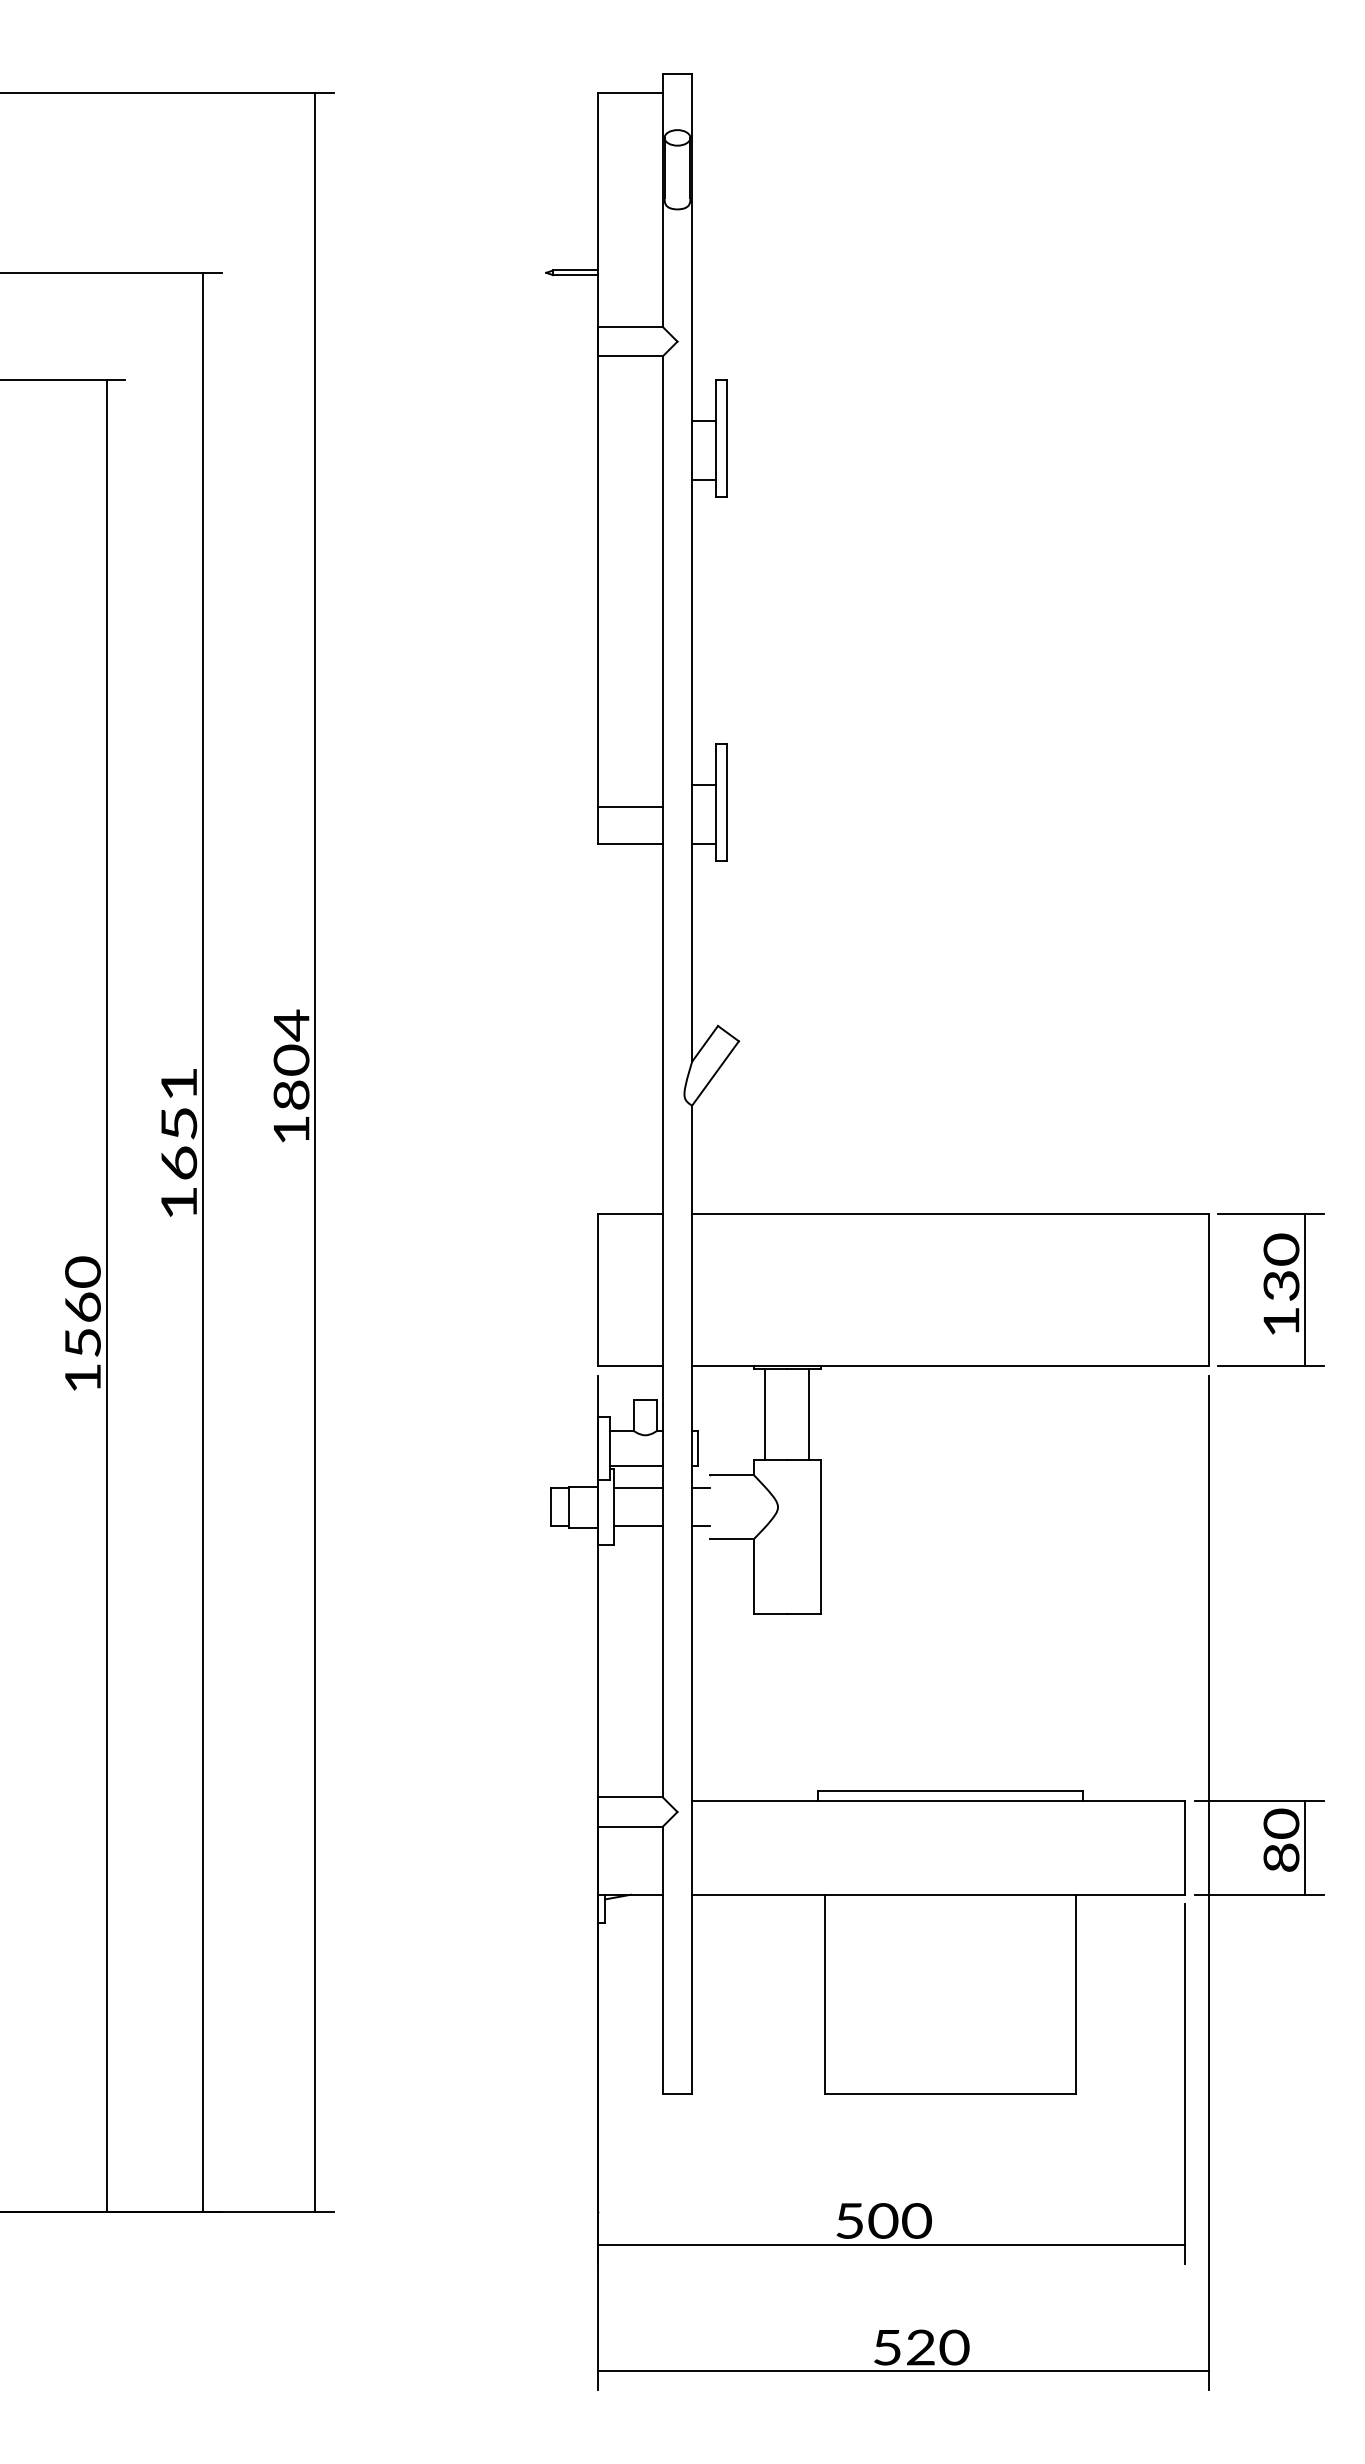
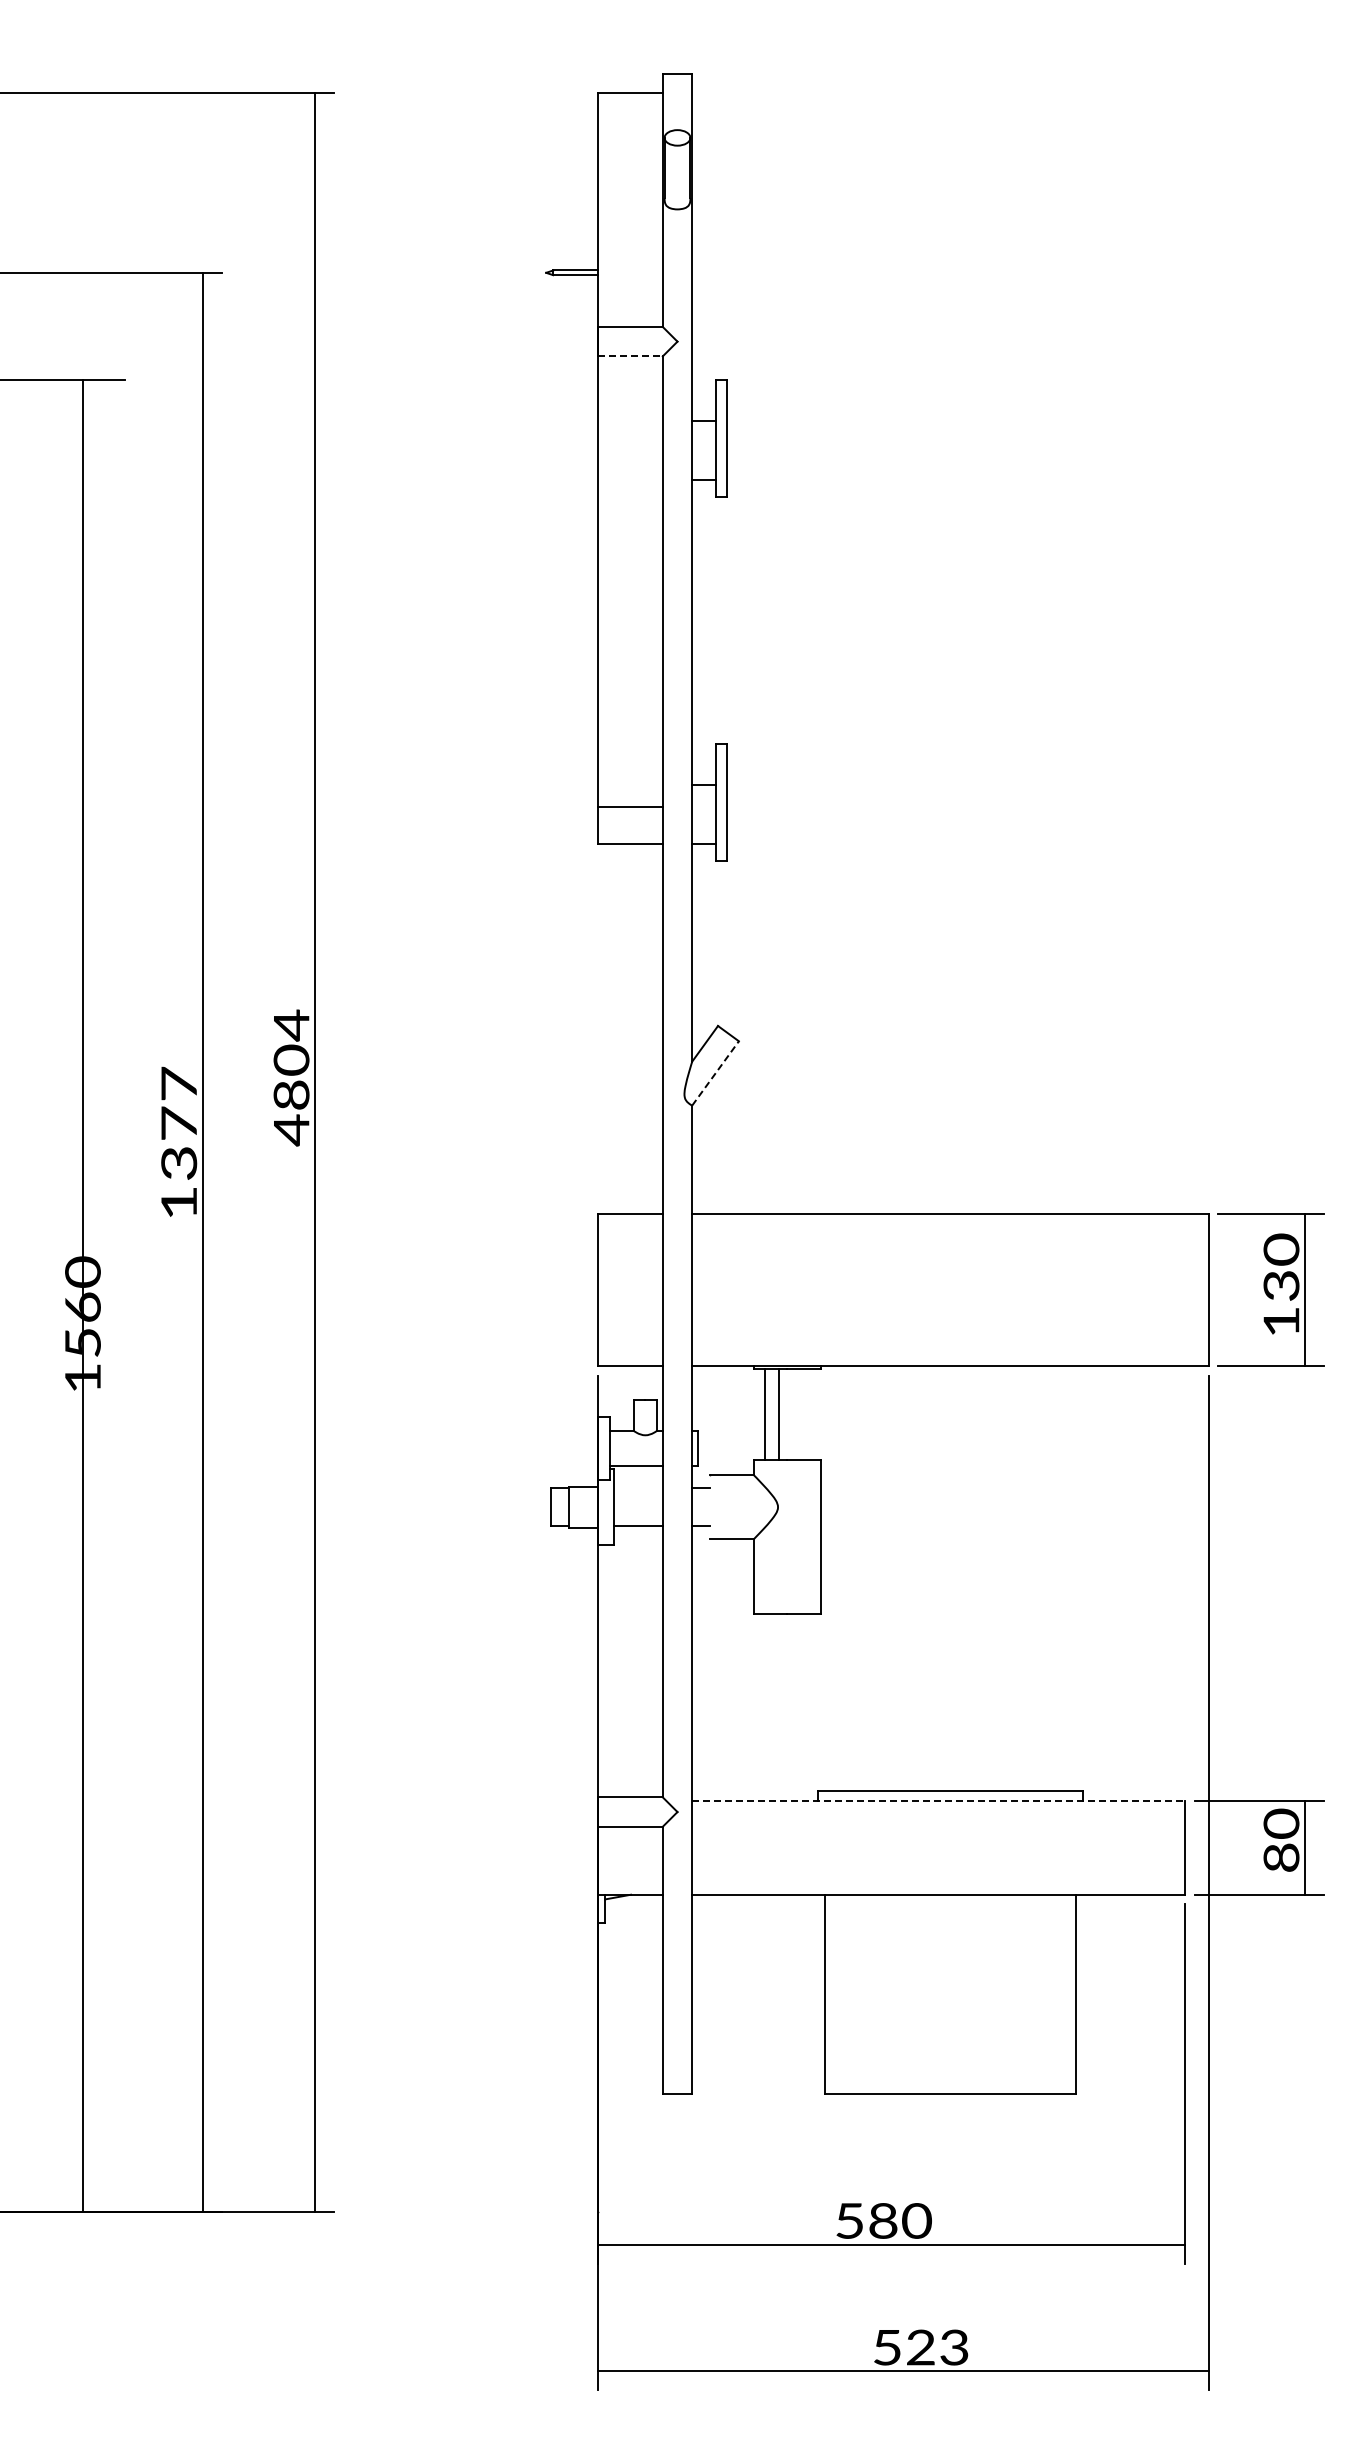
line: solid -> dashed (631, 356)
line: solid -> dashed (715, 1073)
text: 1651 -> 1377 (179, 1122)
text: 1804 -> 4804 (291, 1130)
line position: (106, 1295) -> (82, 1295) (82, 1295)
line position: (809, 1414) -> (779, 1414) (779, 1414)
line: present -> none (638, 1488)
line: solid -> dashed (938, 1800)
text: 500 -> 580 (883, 2221)
text: 520 -> 523 (954, 2347)
